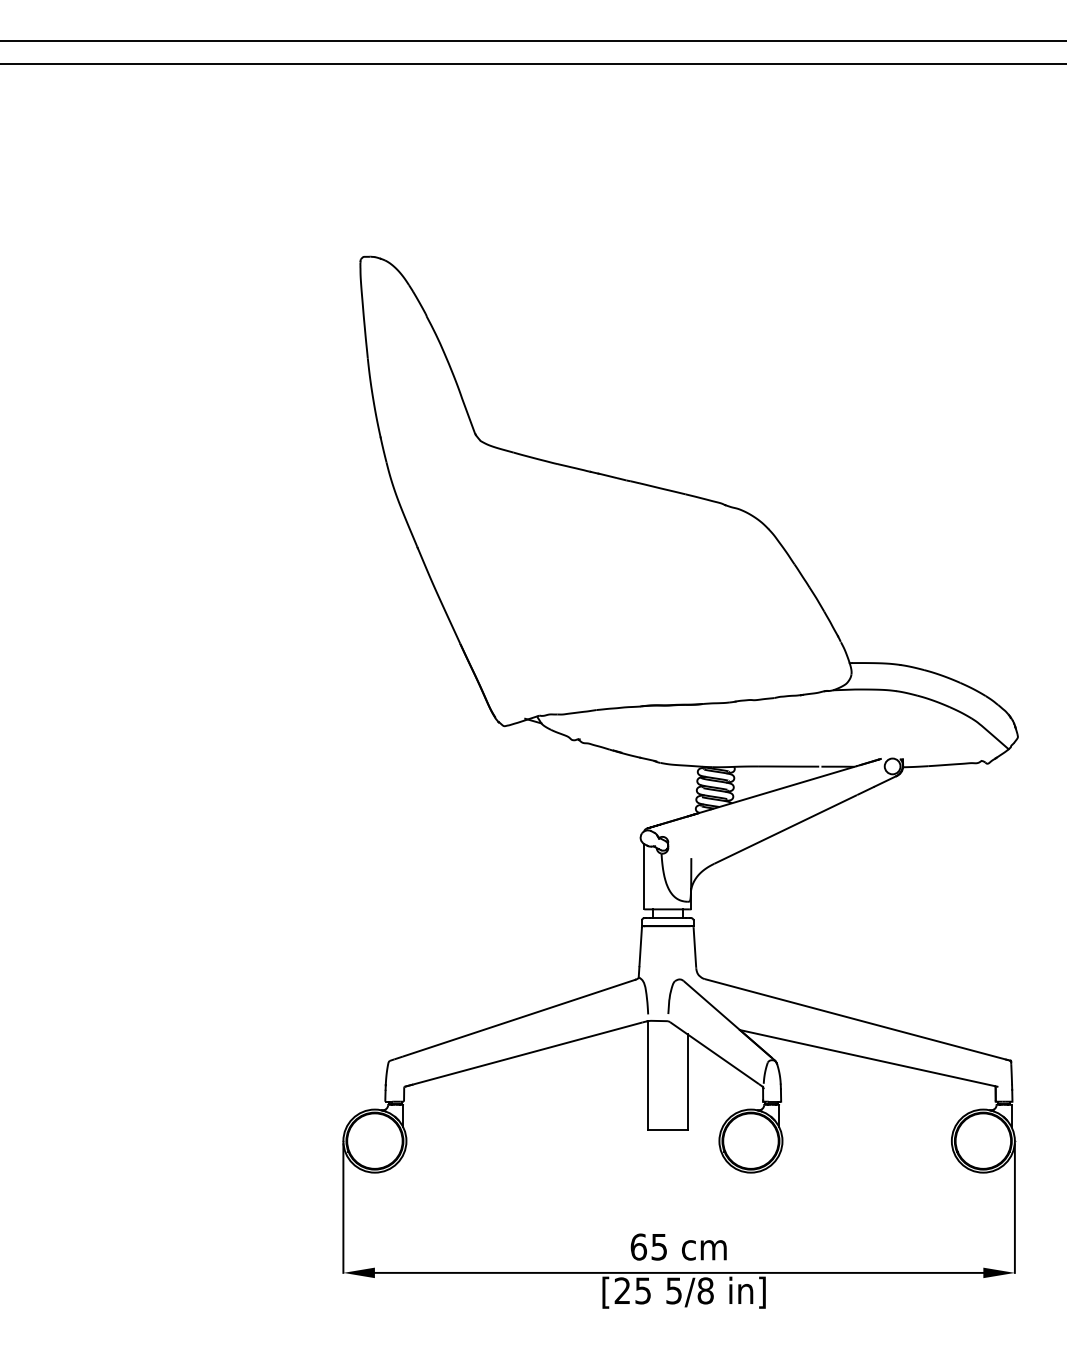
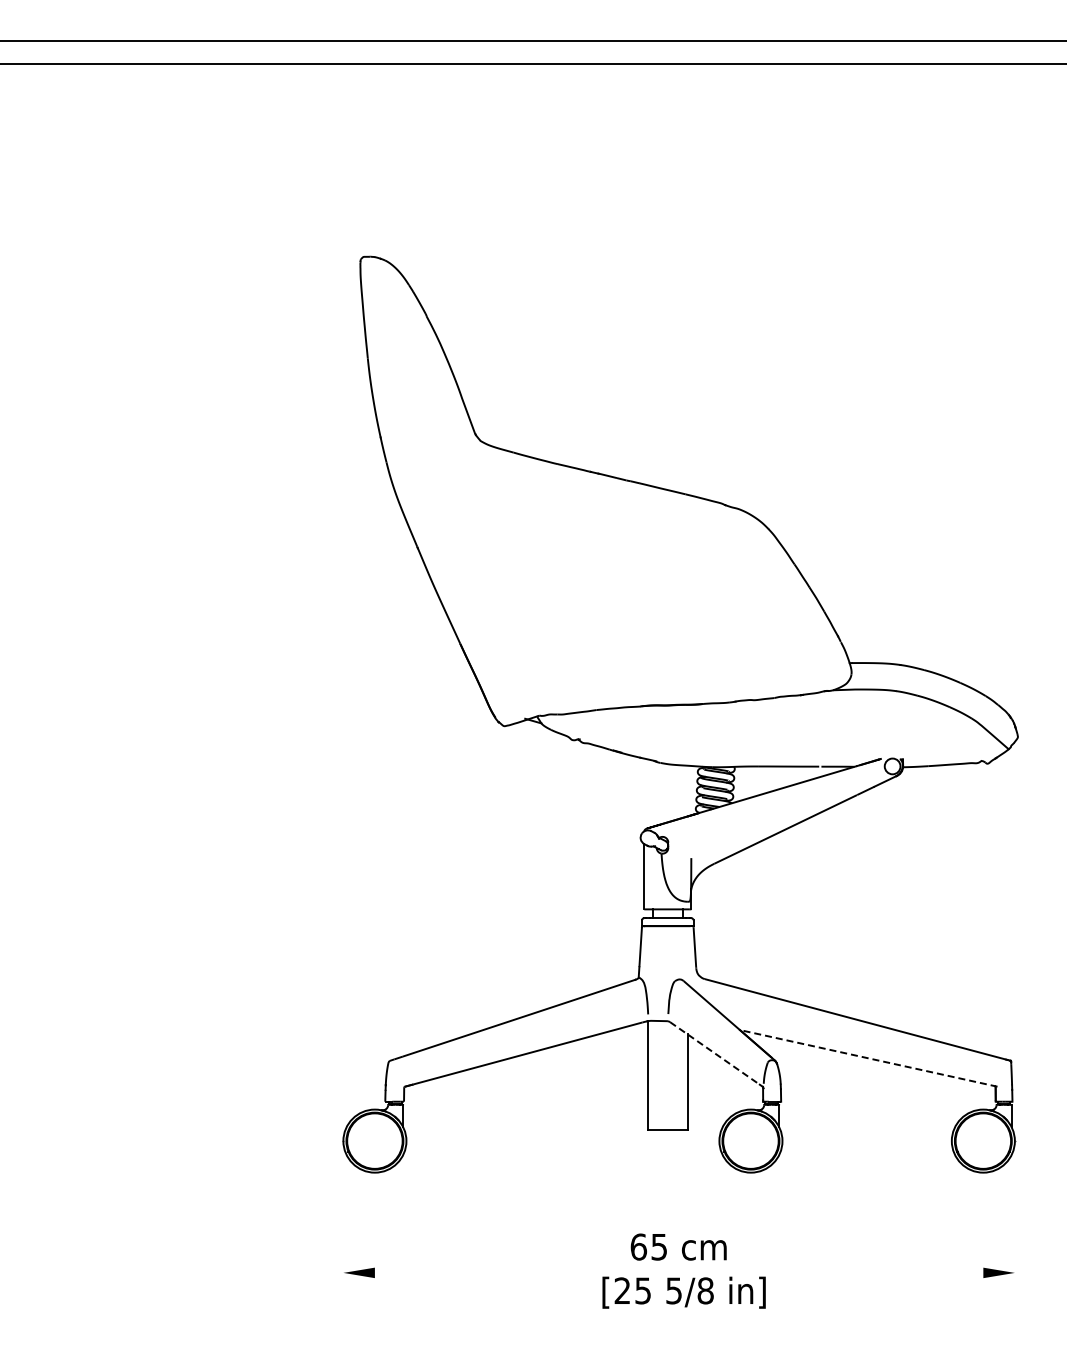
line: solid -> dashed (714, 1053)
line: solid -> dashed (868, 1058)
line: present -> none (343, 1208)
line: present -> none (1014, 1208)
line: present -> none (678, 1272)
